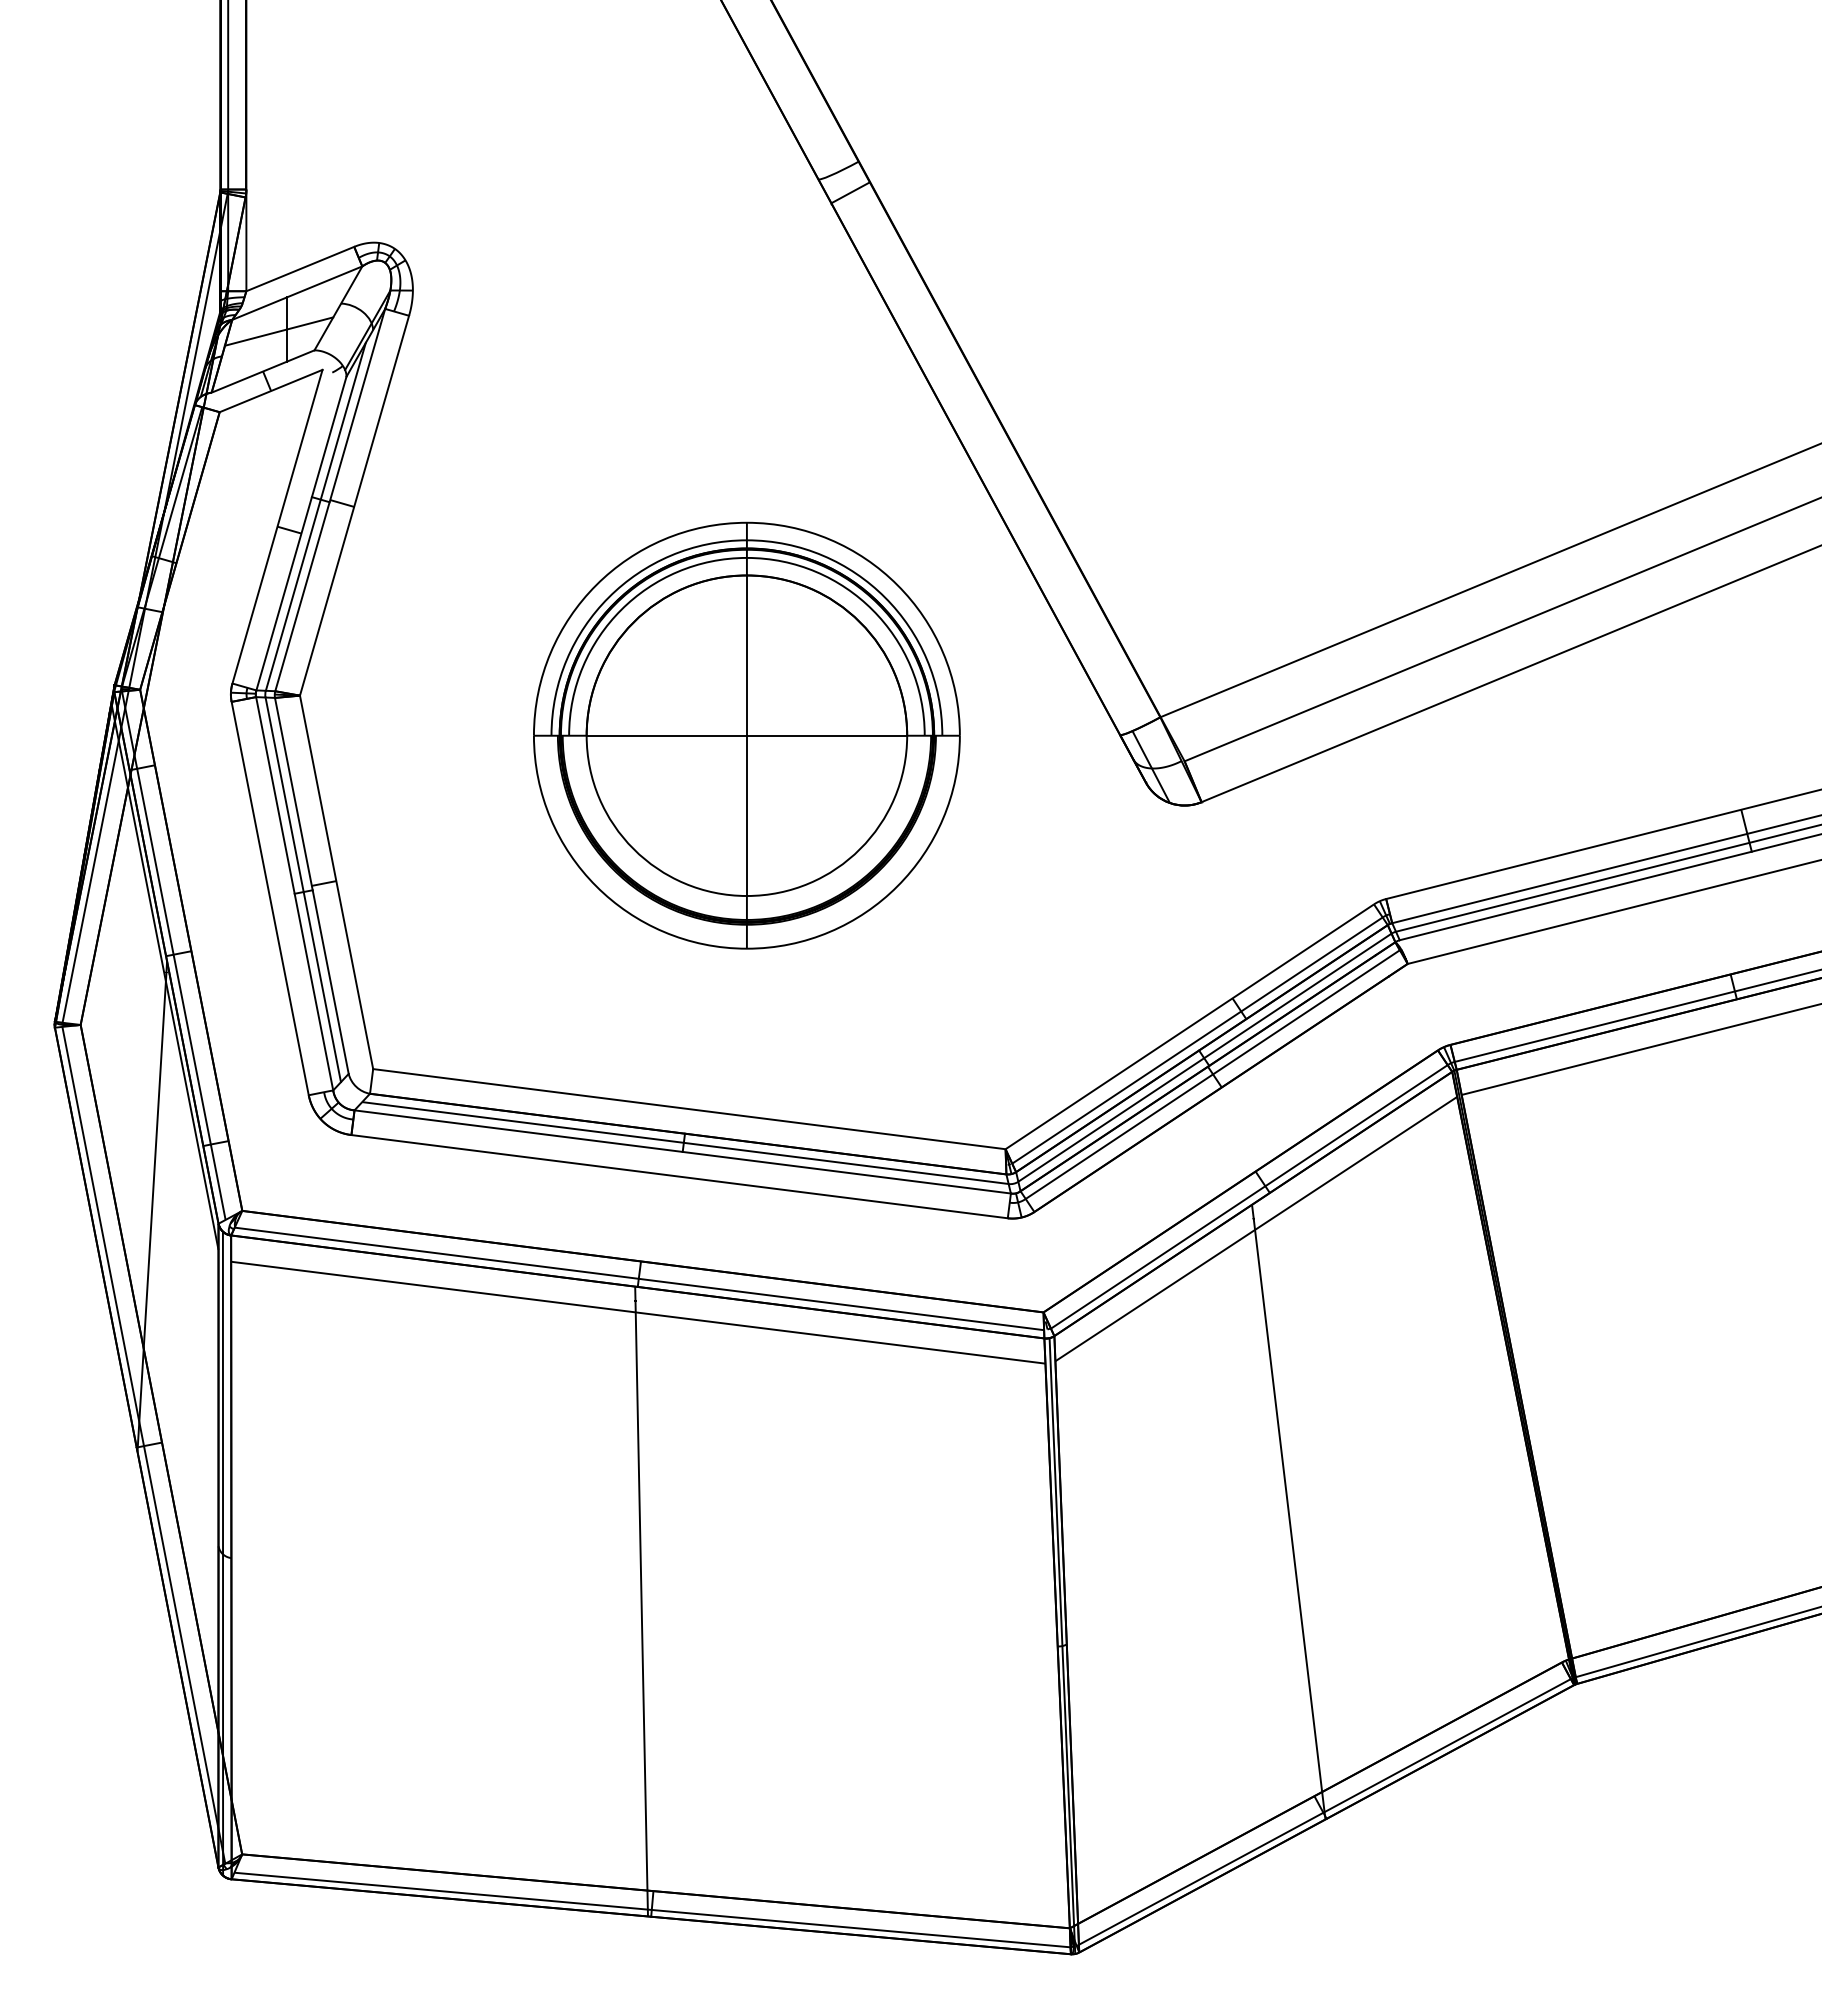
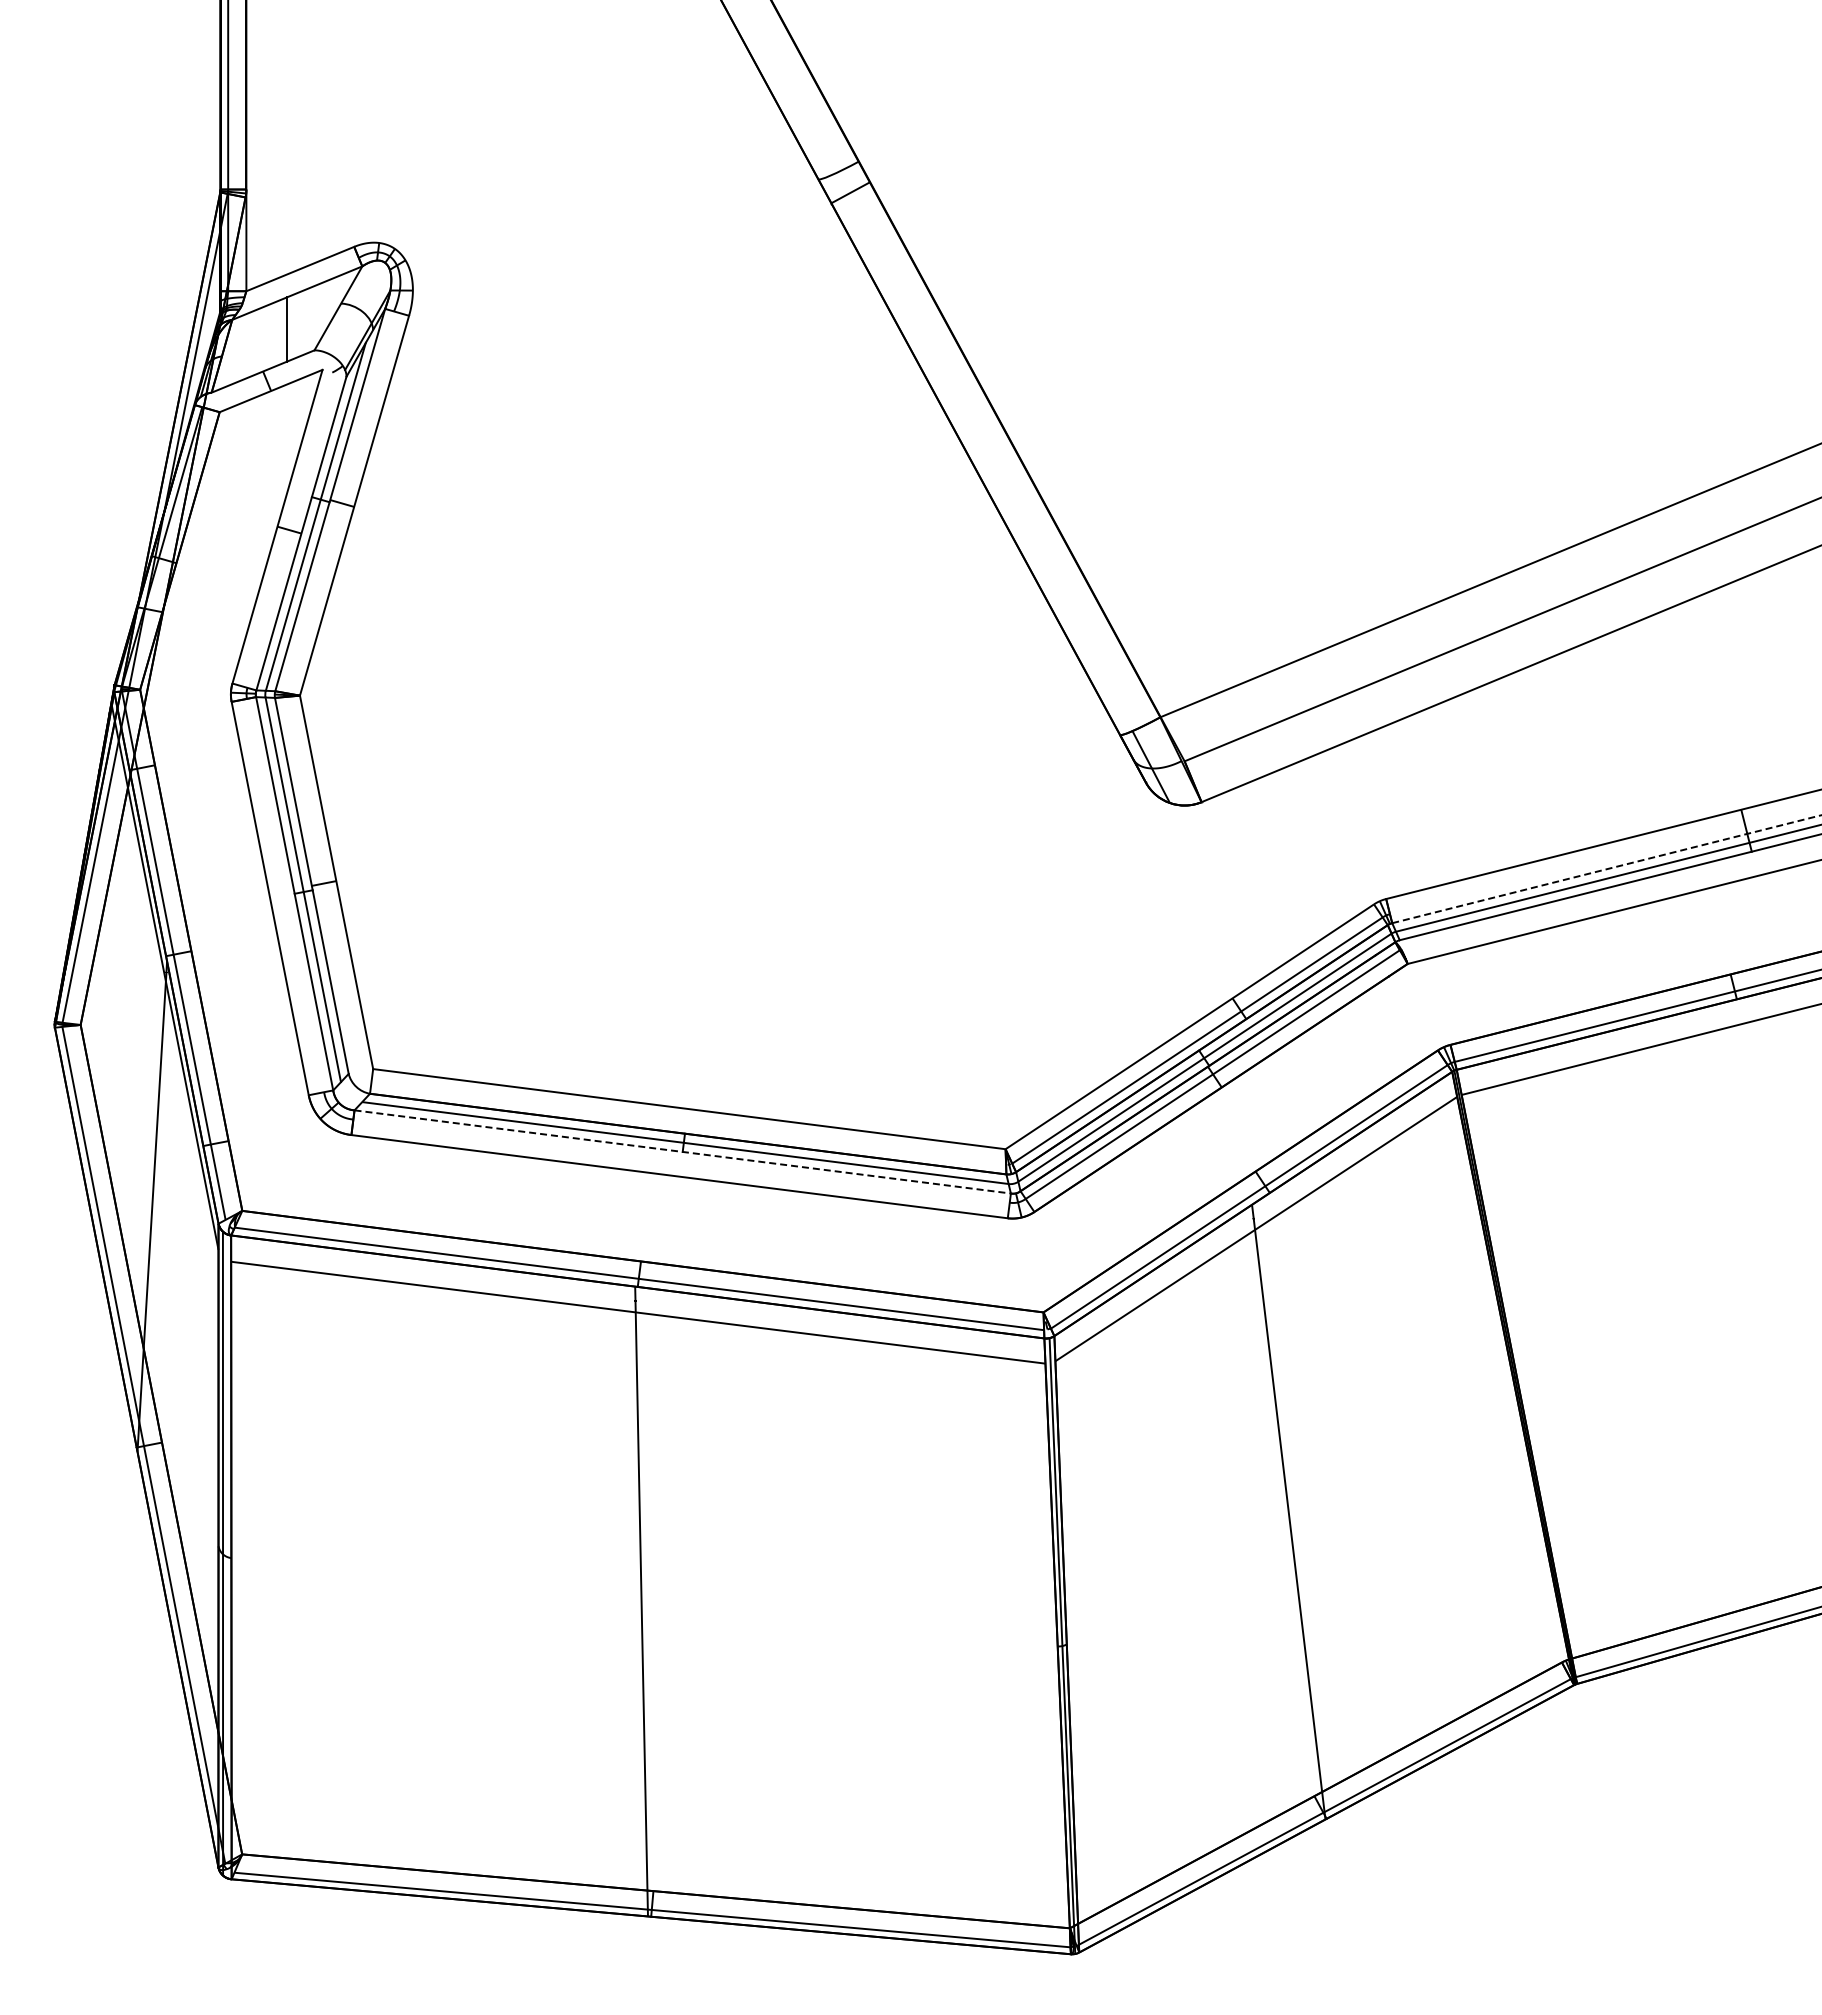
line: present -> none (278, 331)
part: present -> none (746, 735)
line: solid -> dashed (1607, 869)
line: solid -> dashed (682, 1151)
